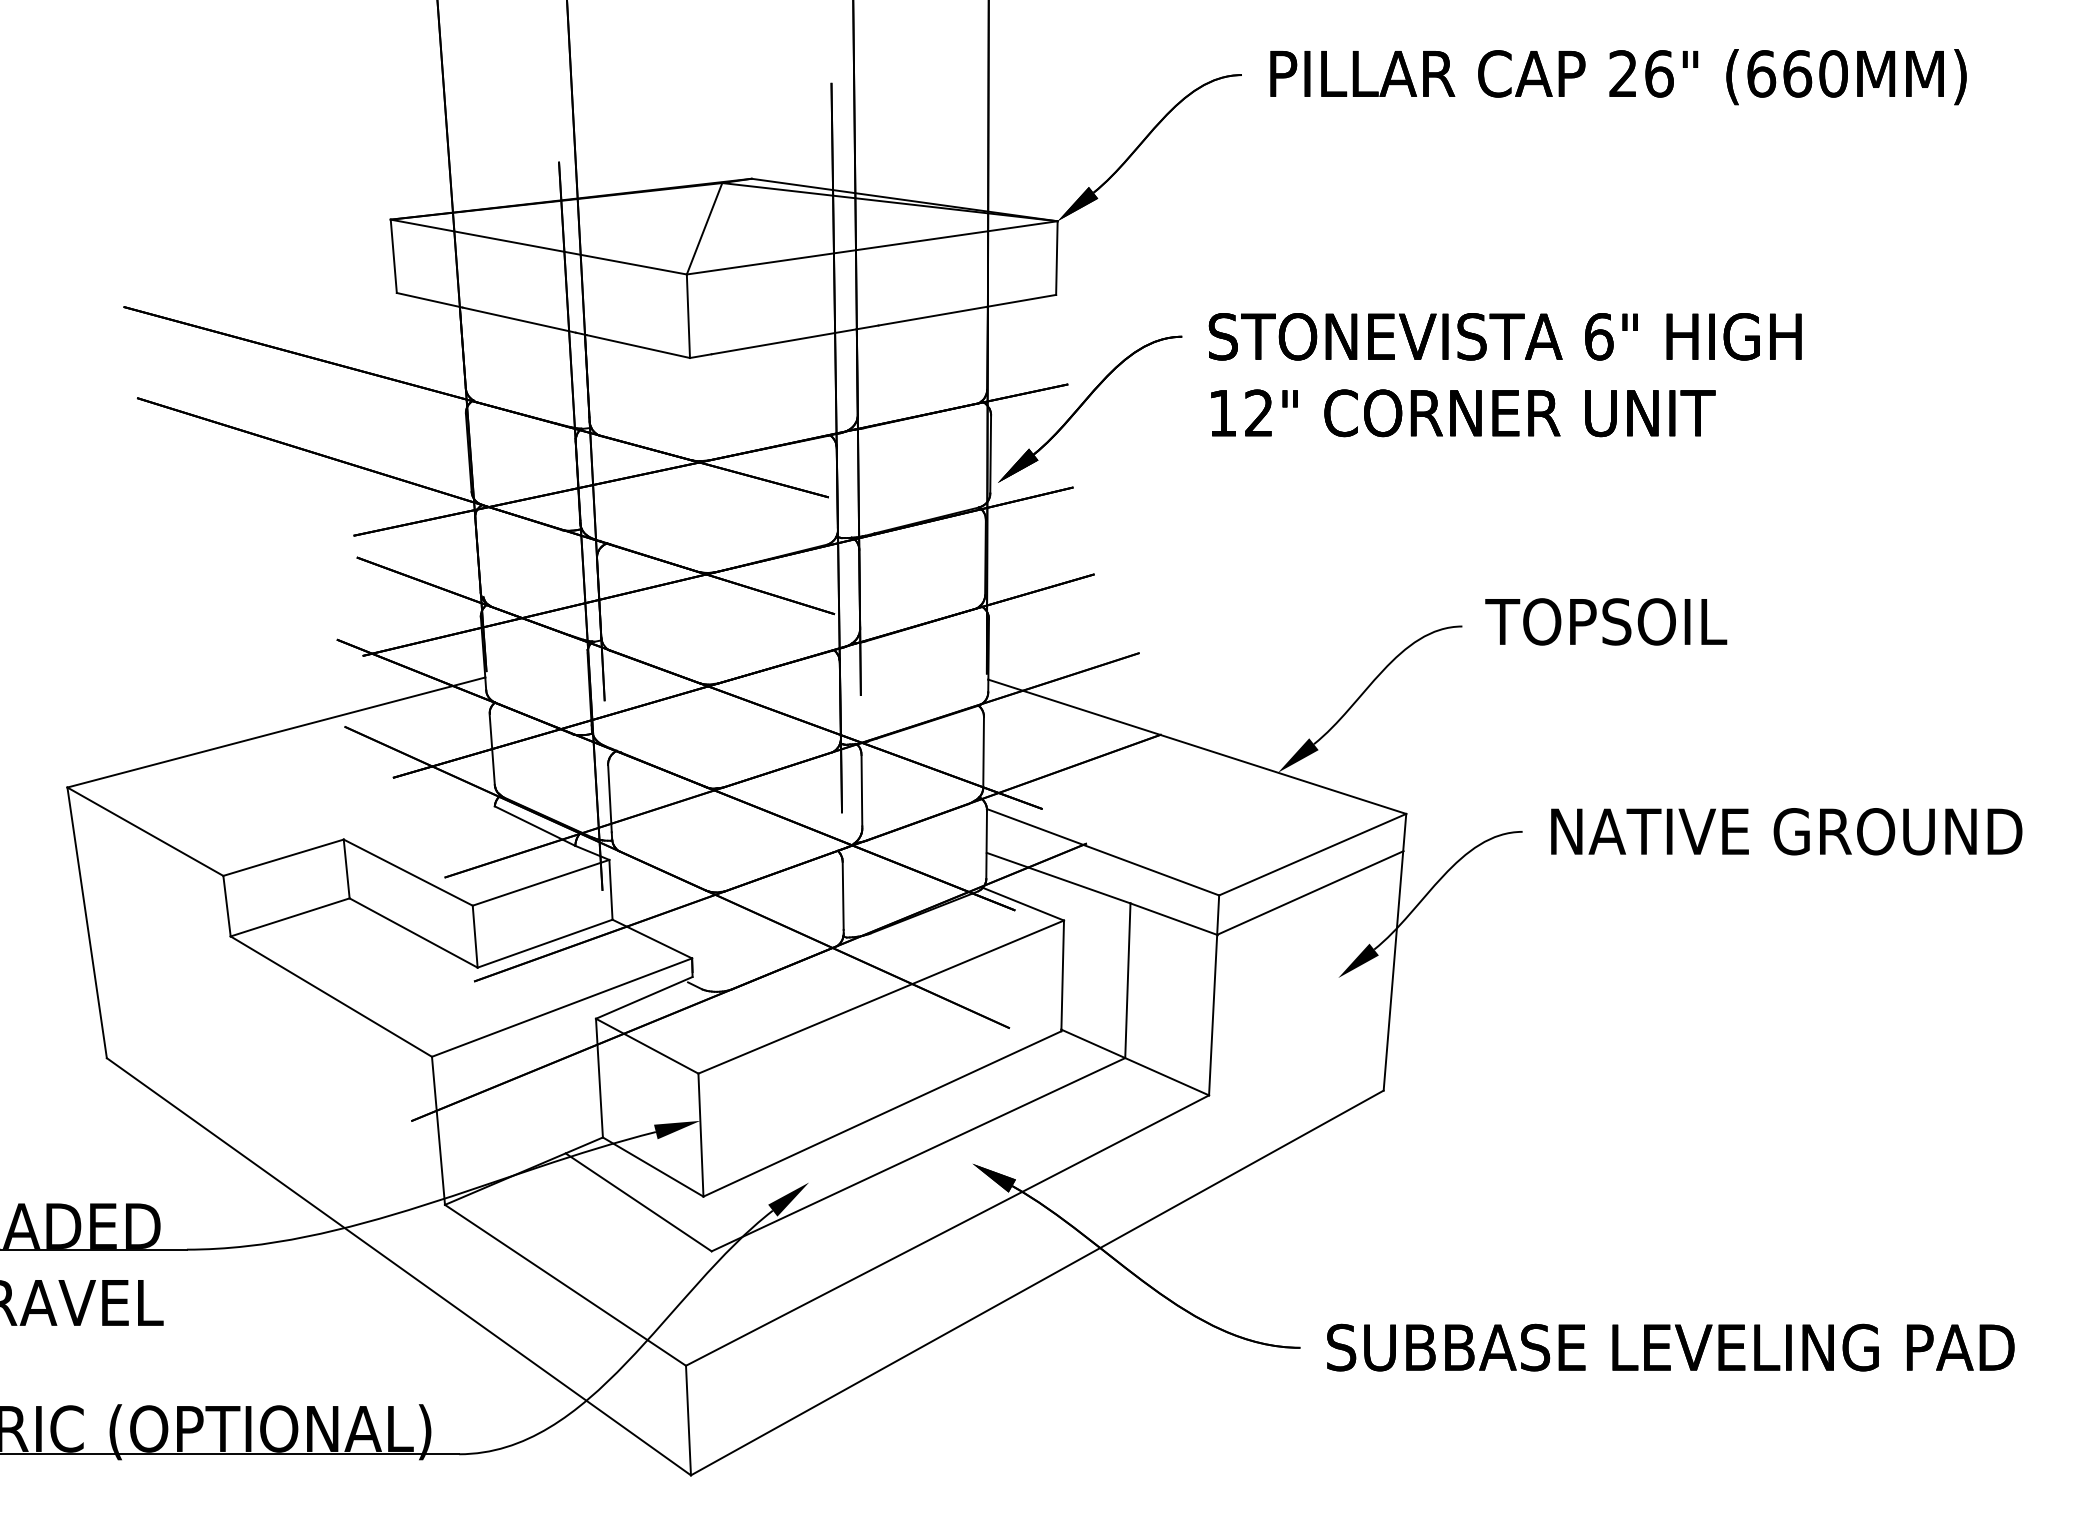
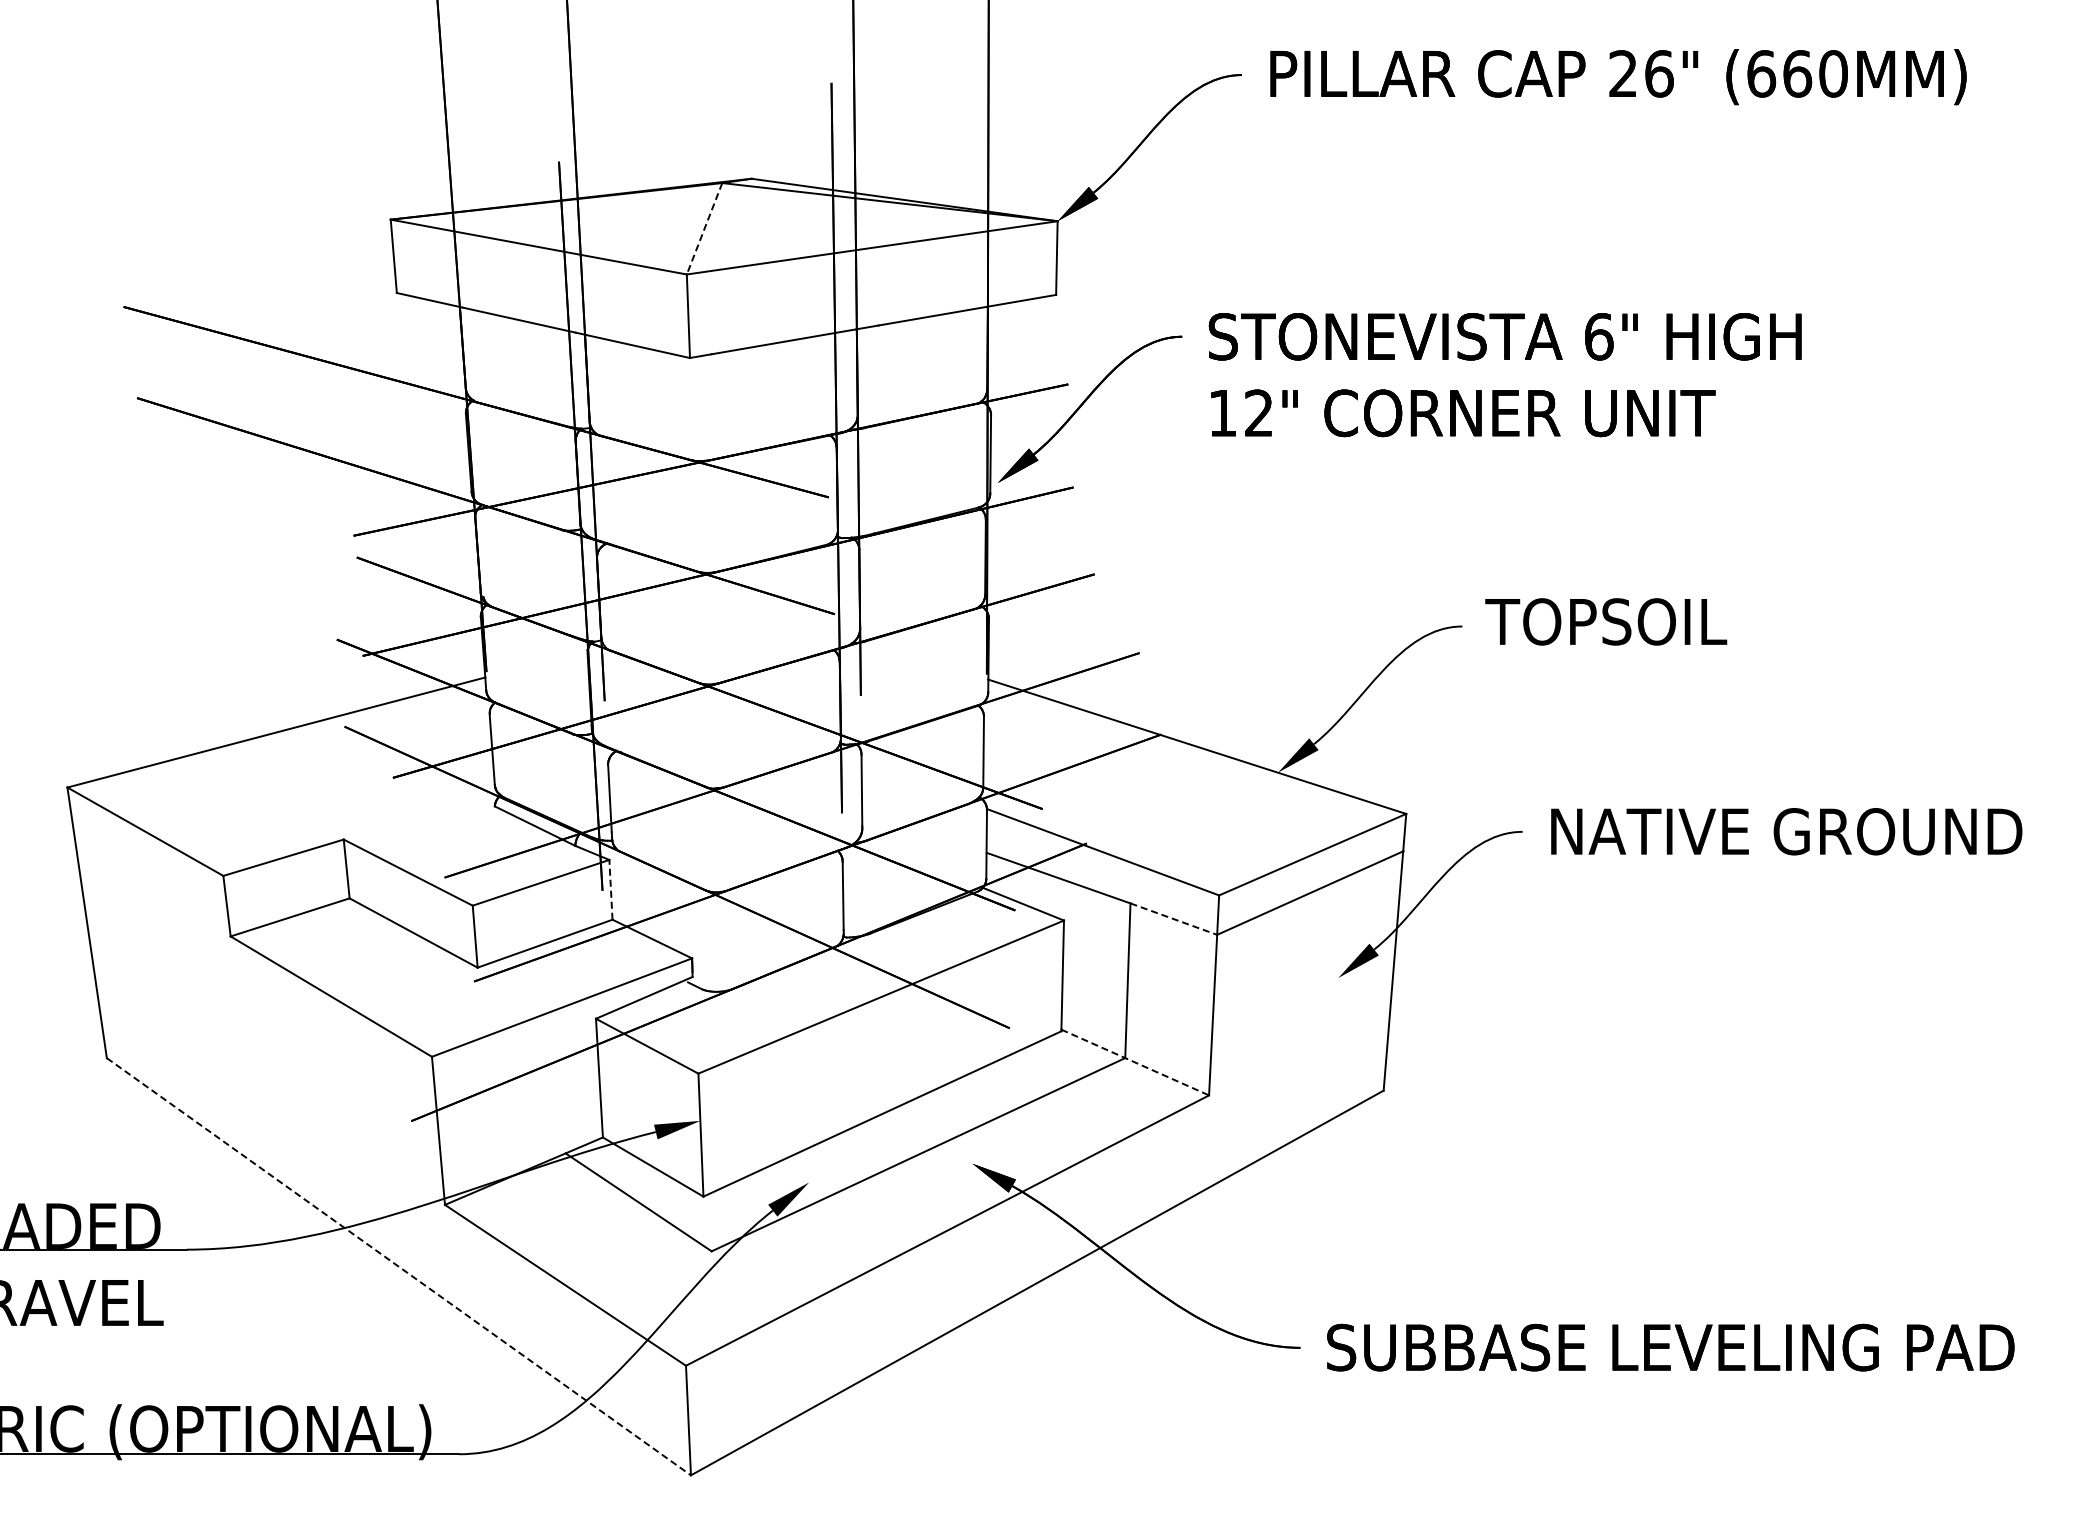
line: solid -> dashed (704, 229)
line: solid -> dashed (610, 889)
line: solid -> dashed (1174, 919)
line: solid -> dashed (1135, 1062)
line: solid -> dashed (398, 1266)
